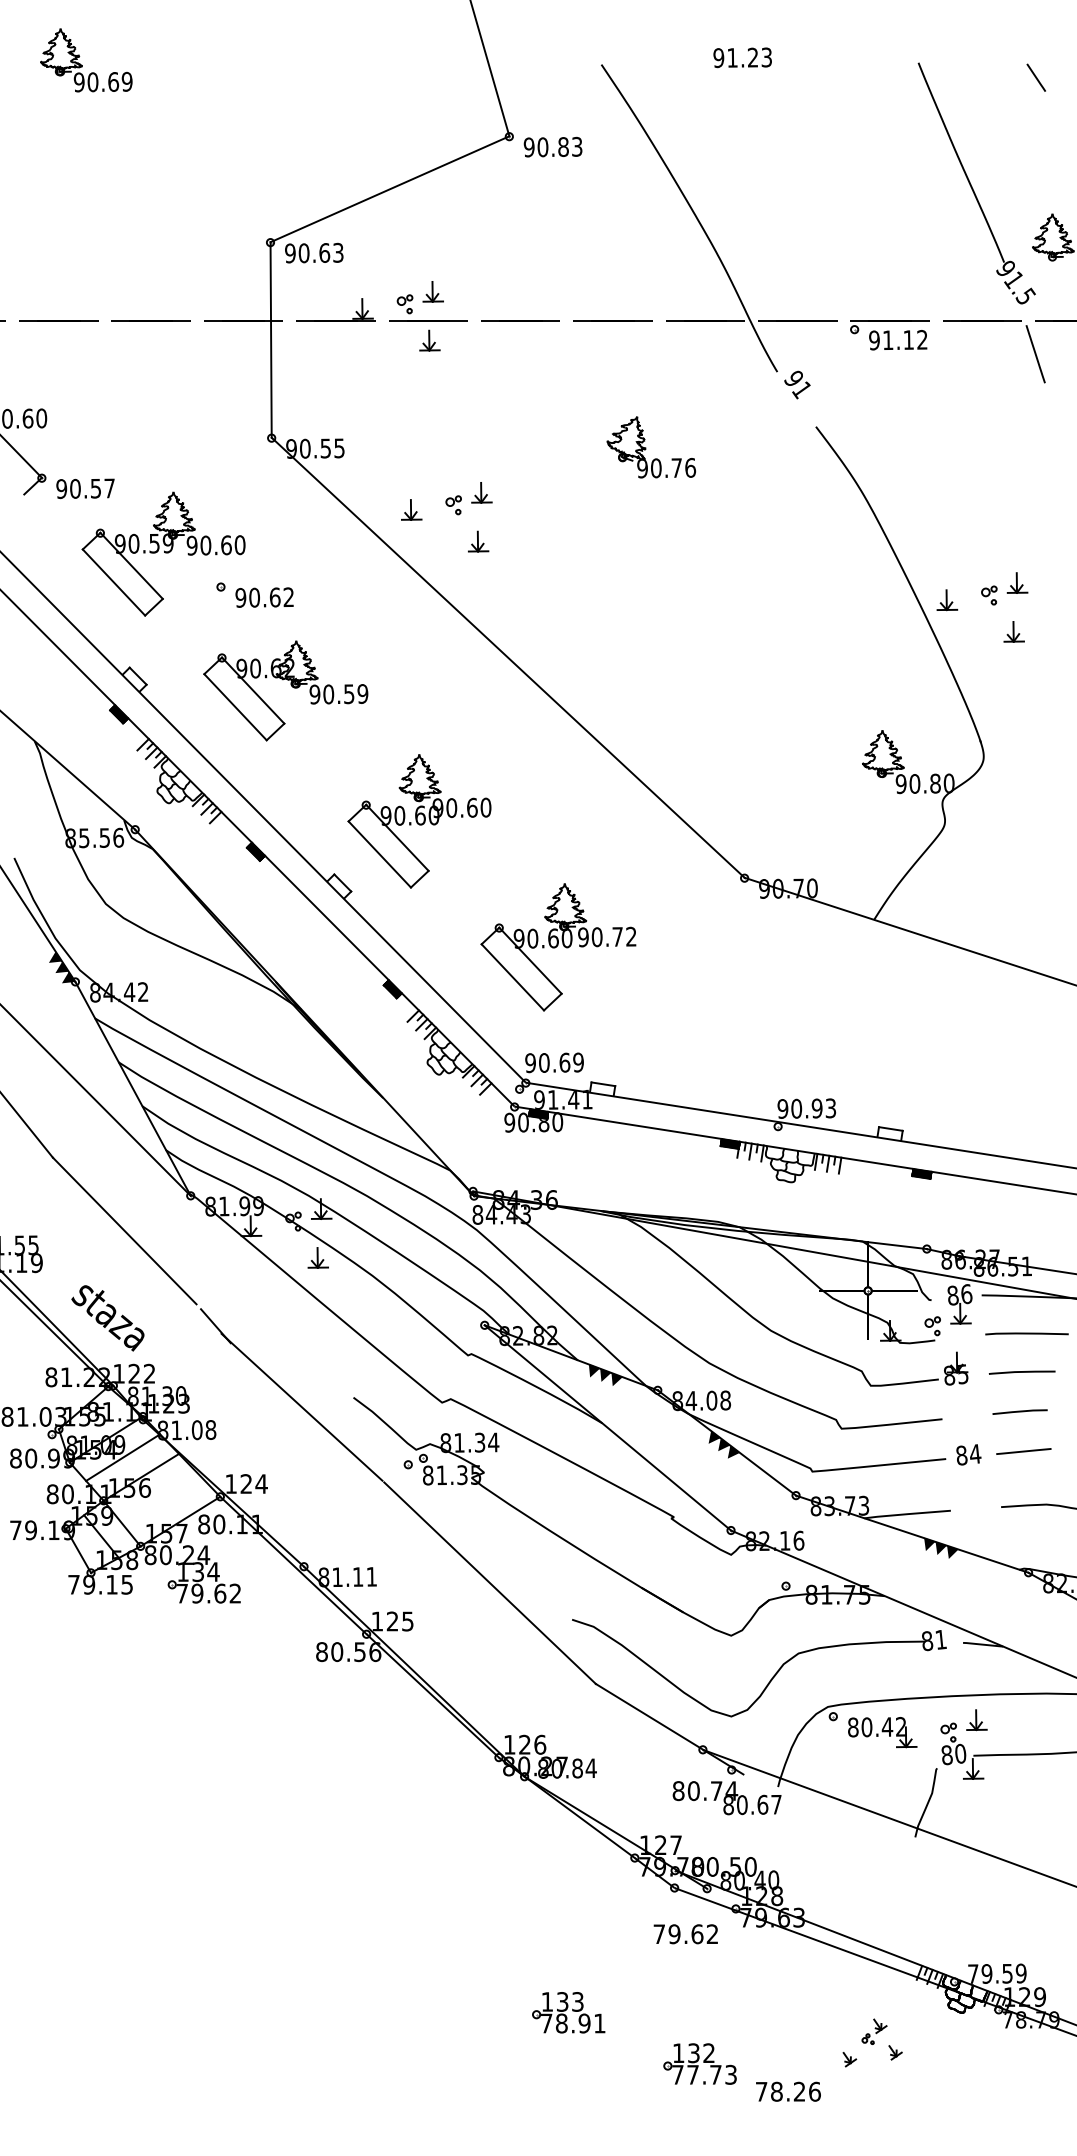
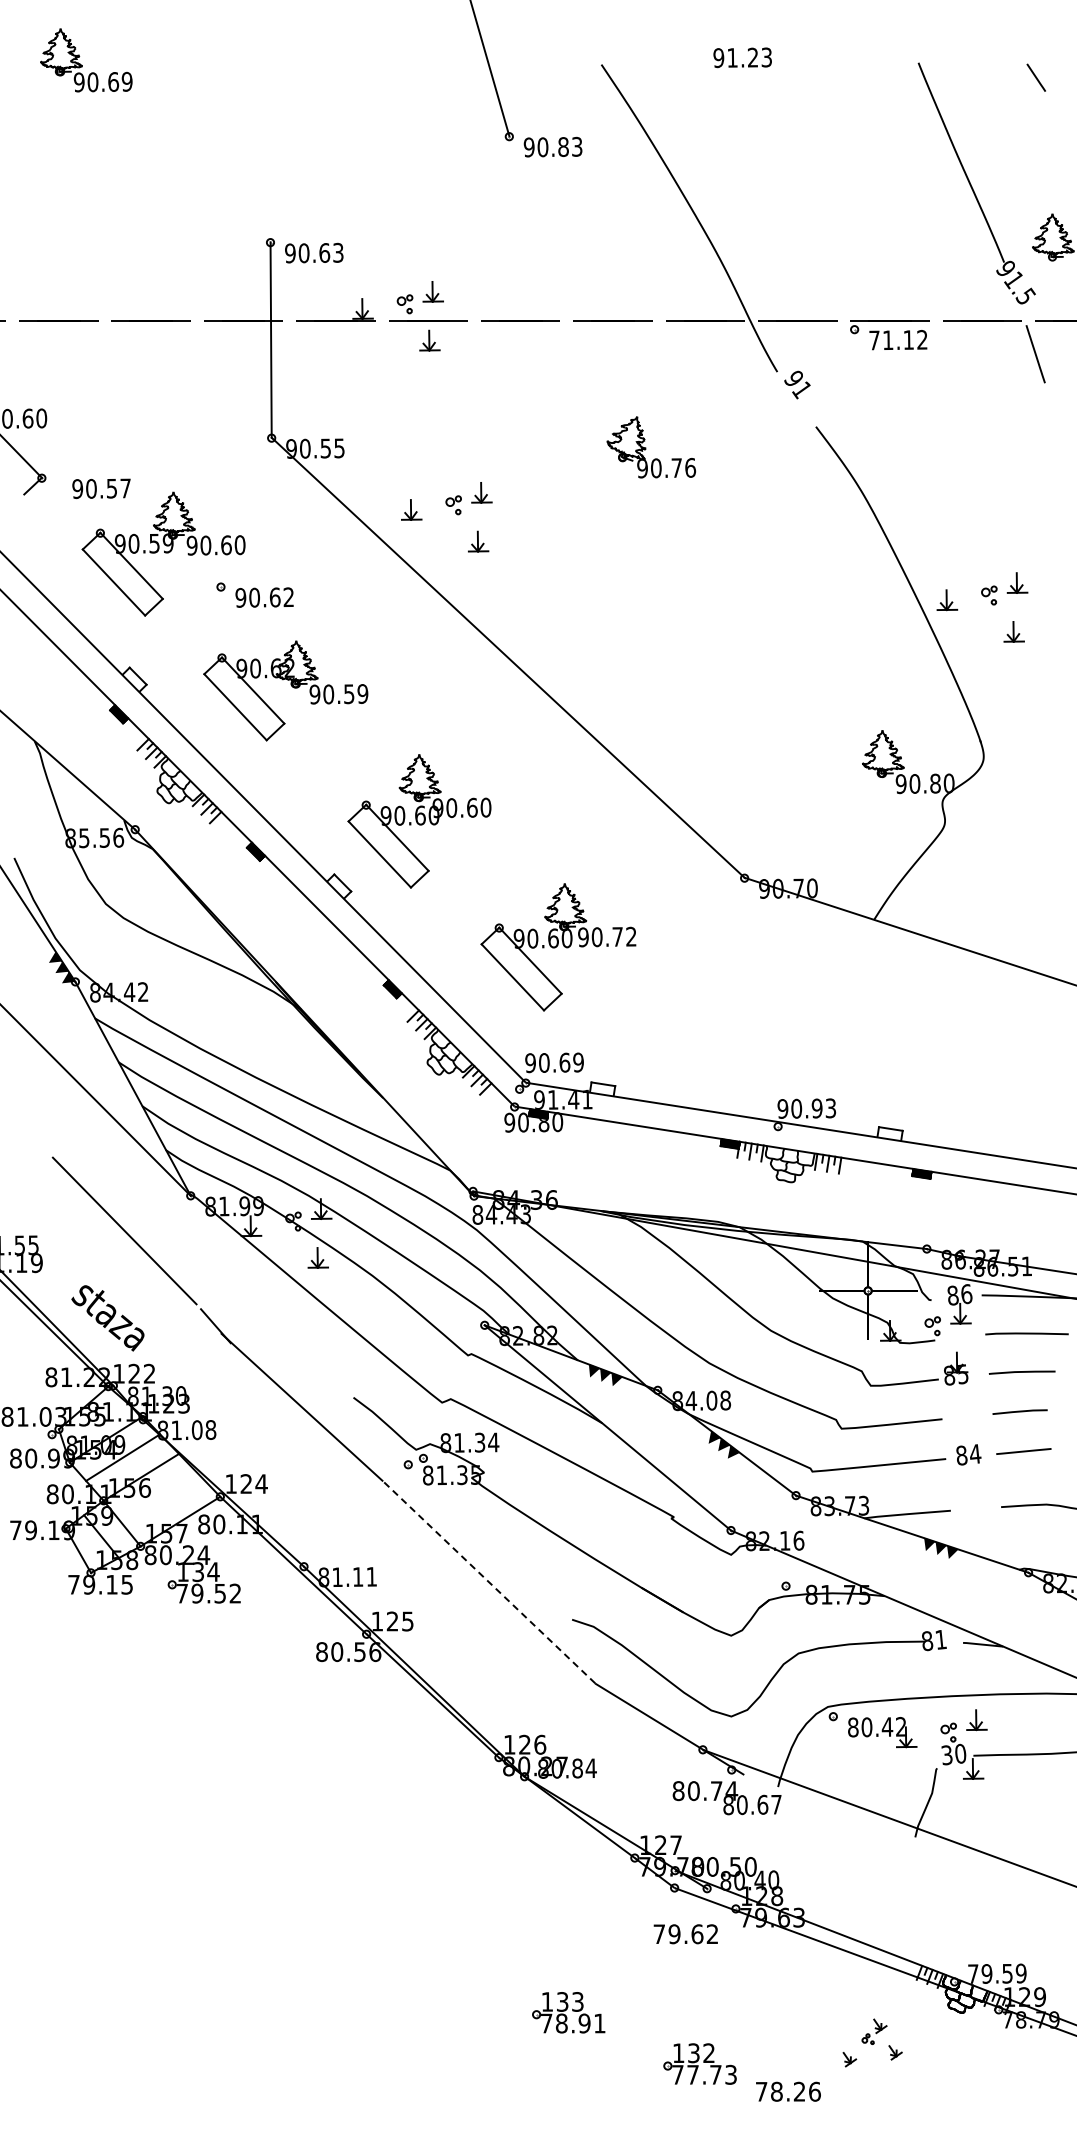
line: present -> none (389, 189)
text: 91.12 -> 71.12 (874, 340)
text position: (85, 488) -> (101, 488) (101, 488)
line: present -> none (27, 1125)
line: solid -> dashed (490, 1583)
text: 79.62 -> 79.52 (220, 1593)
text: 80 -> 30 (946, 1755)
